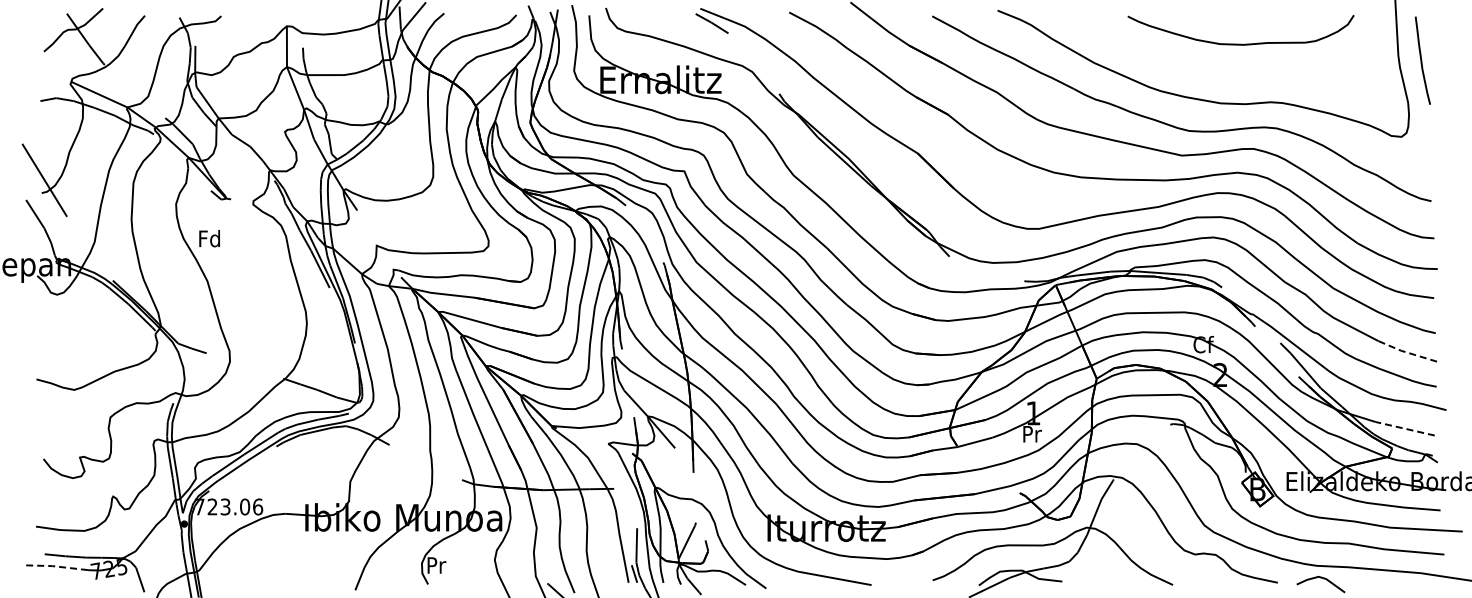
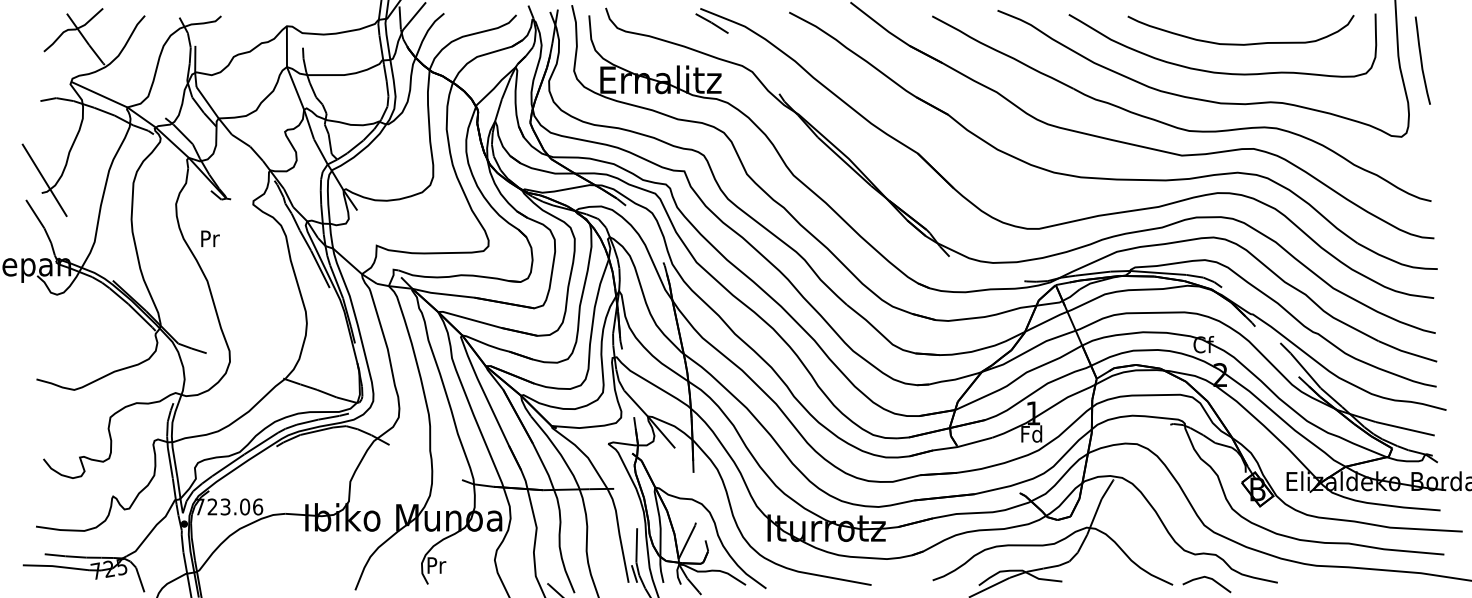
curve: none -> present (1216, 71)
text: Fd -> Pr (209, 238)
line: dashed -> solid (1406, 352)
line: dashed -> solid (1404, 428)
text: Pr -> Fd (1031, 433)
line: dashed -> solid (54, 566)
line position: (1323, 579) -> (1209, 579) (1209, 579)
